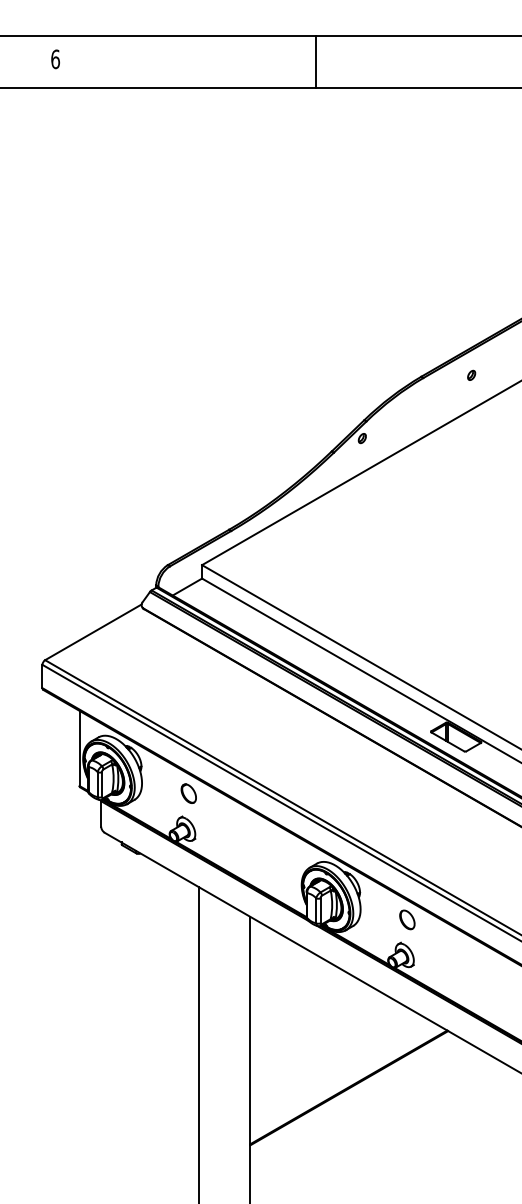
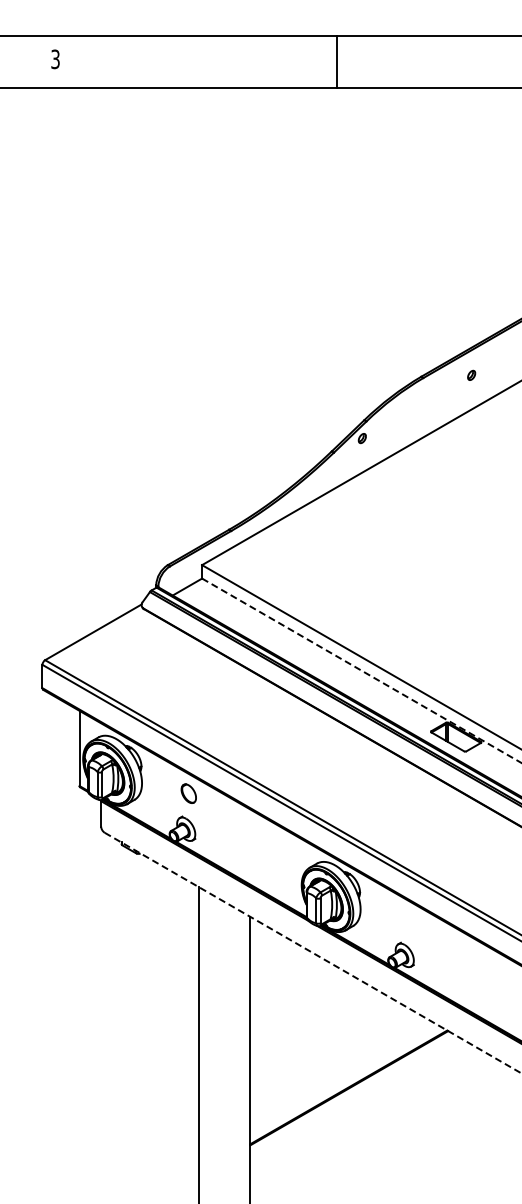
text: 6 -> 3 (55, 59)
line position: (316, 61) -> (337, 61) (337, 61)
line: solid -> dashed (362, 671)
part: present -> none (407, 919)
line: solid -> dashed (313, 953)
